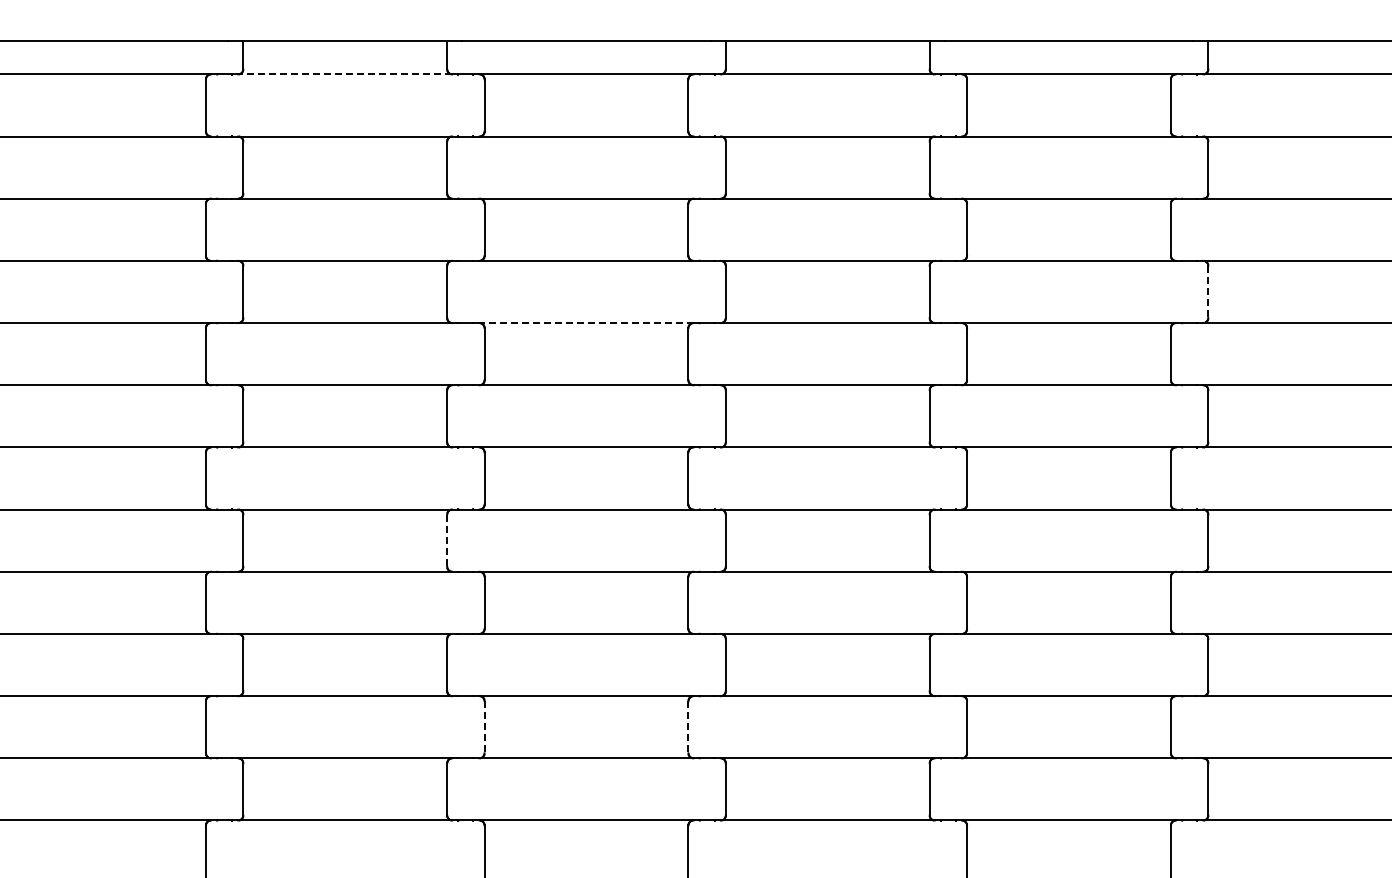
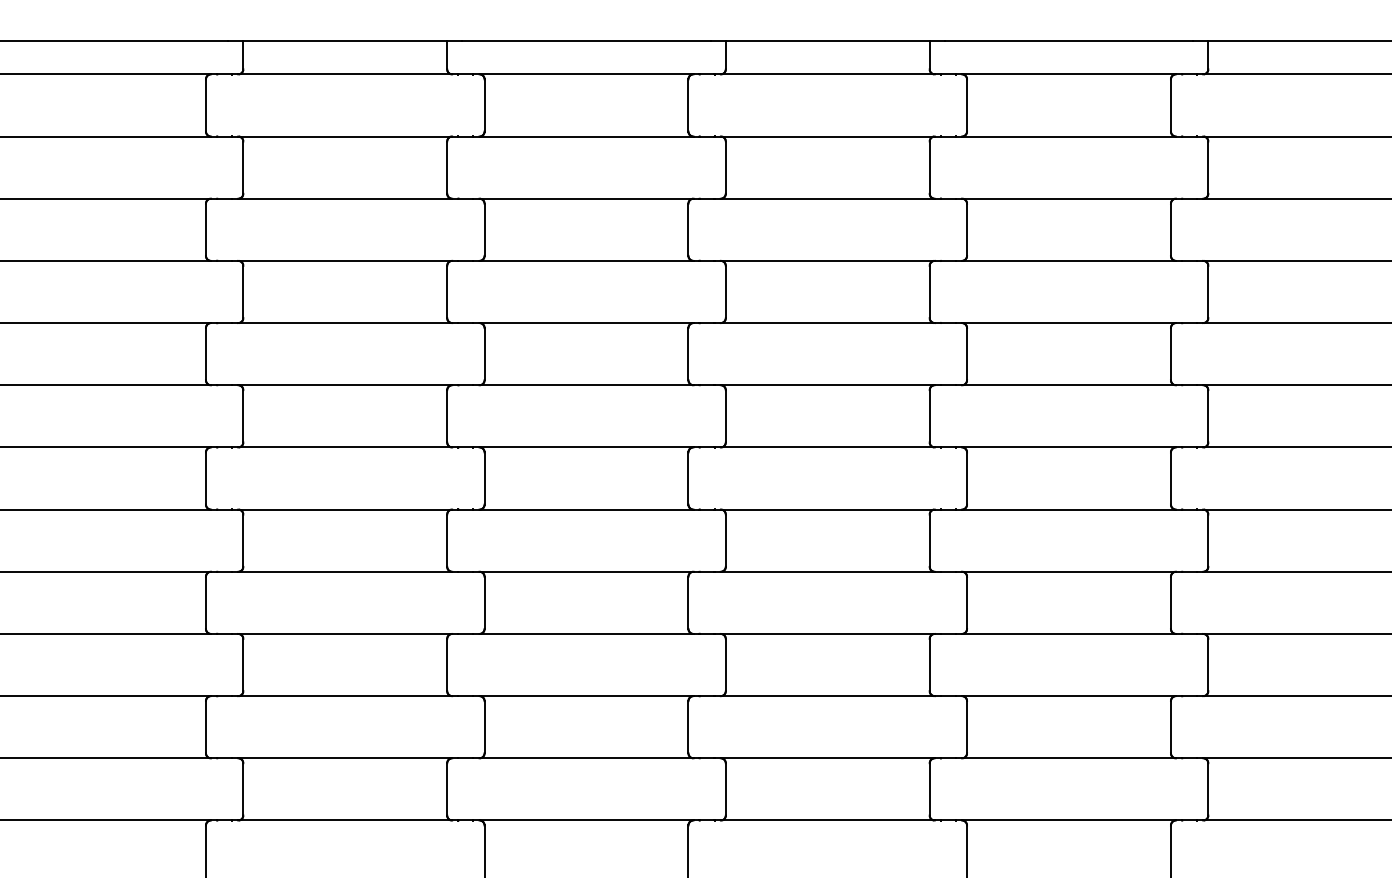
line: dashed -> solid (345, 74)
line: dashed -> solid (1208, 292)
line: dashed -> solid (586, 323)
line: dashed -> solid (447, 541)
line: dashed -> solid (484, 727)
line: dashed -> solid (688, 727)
